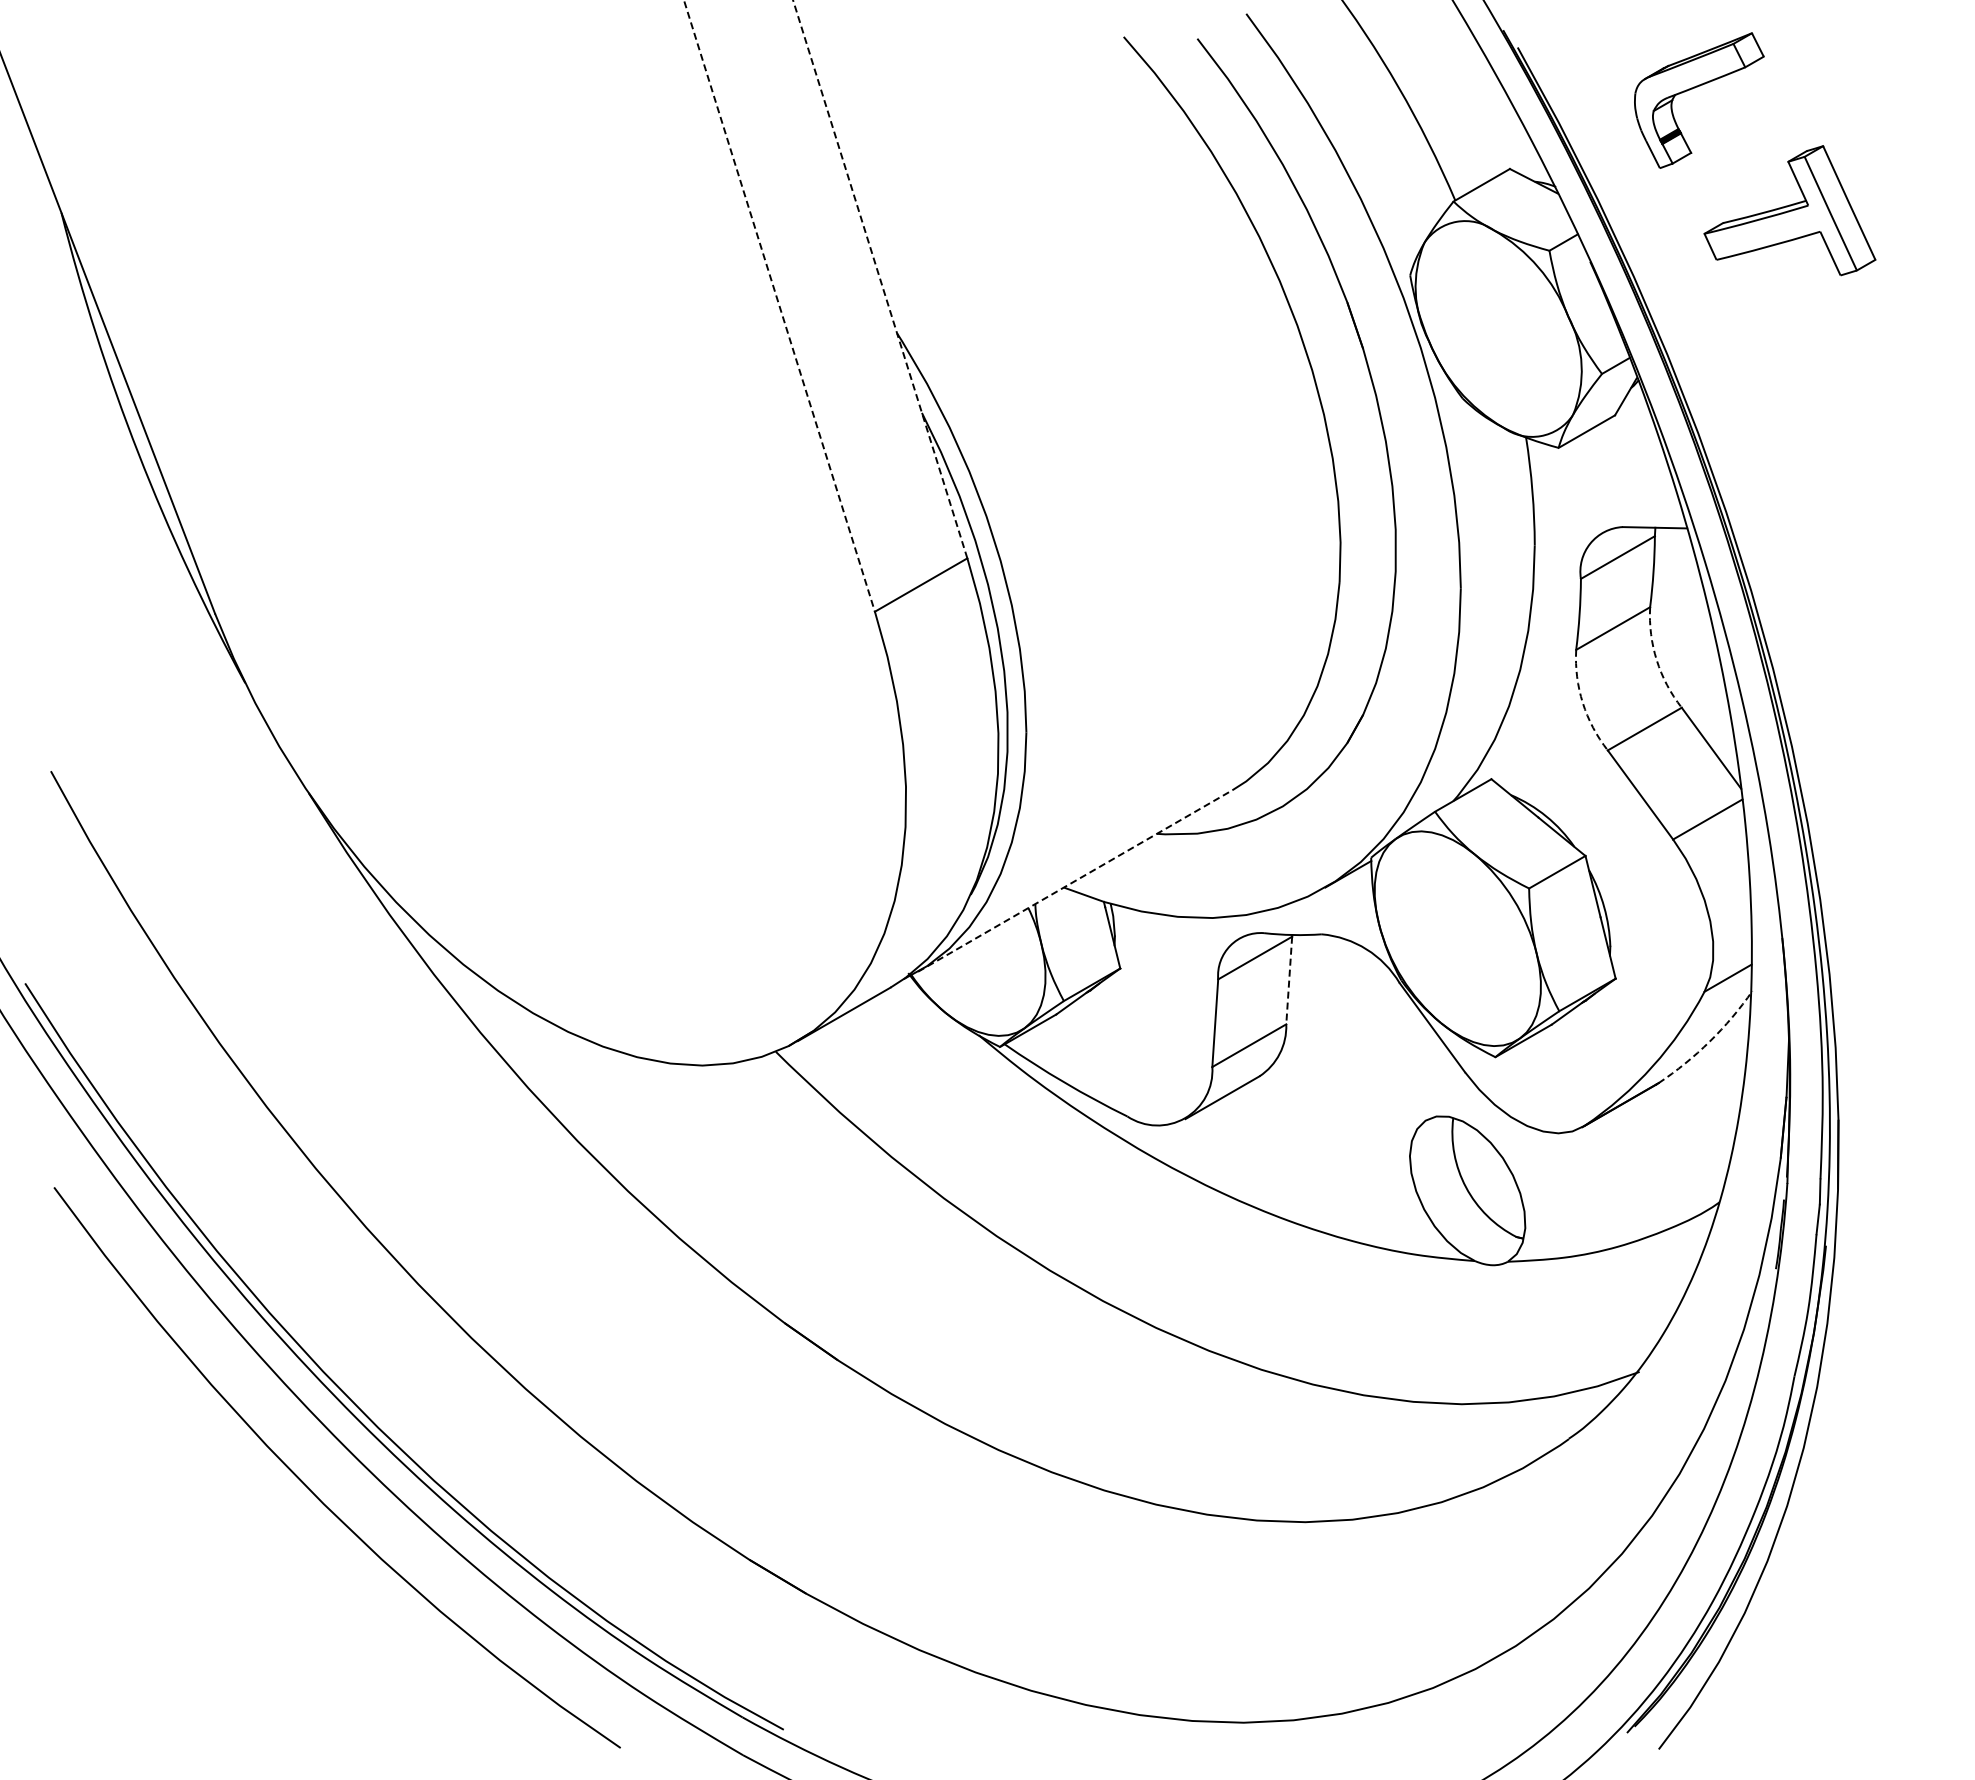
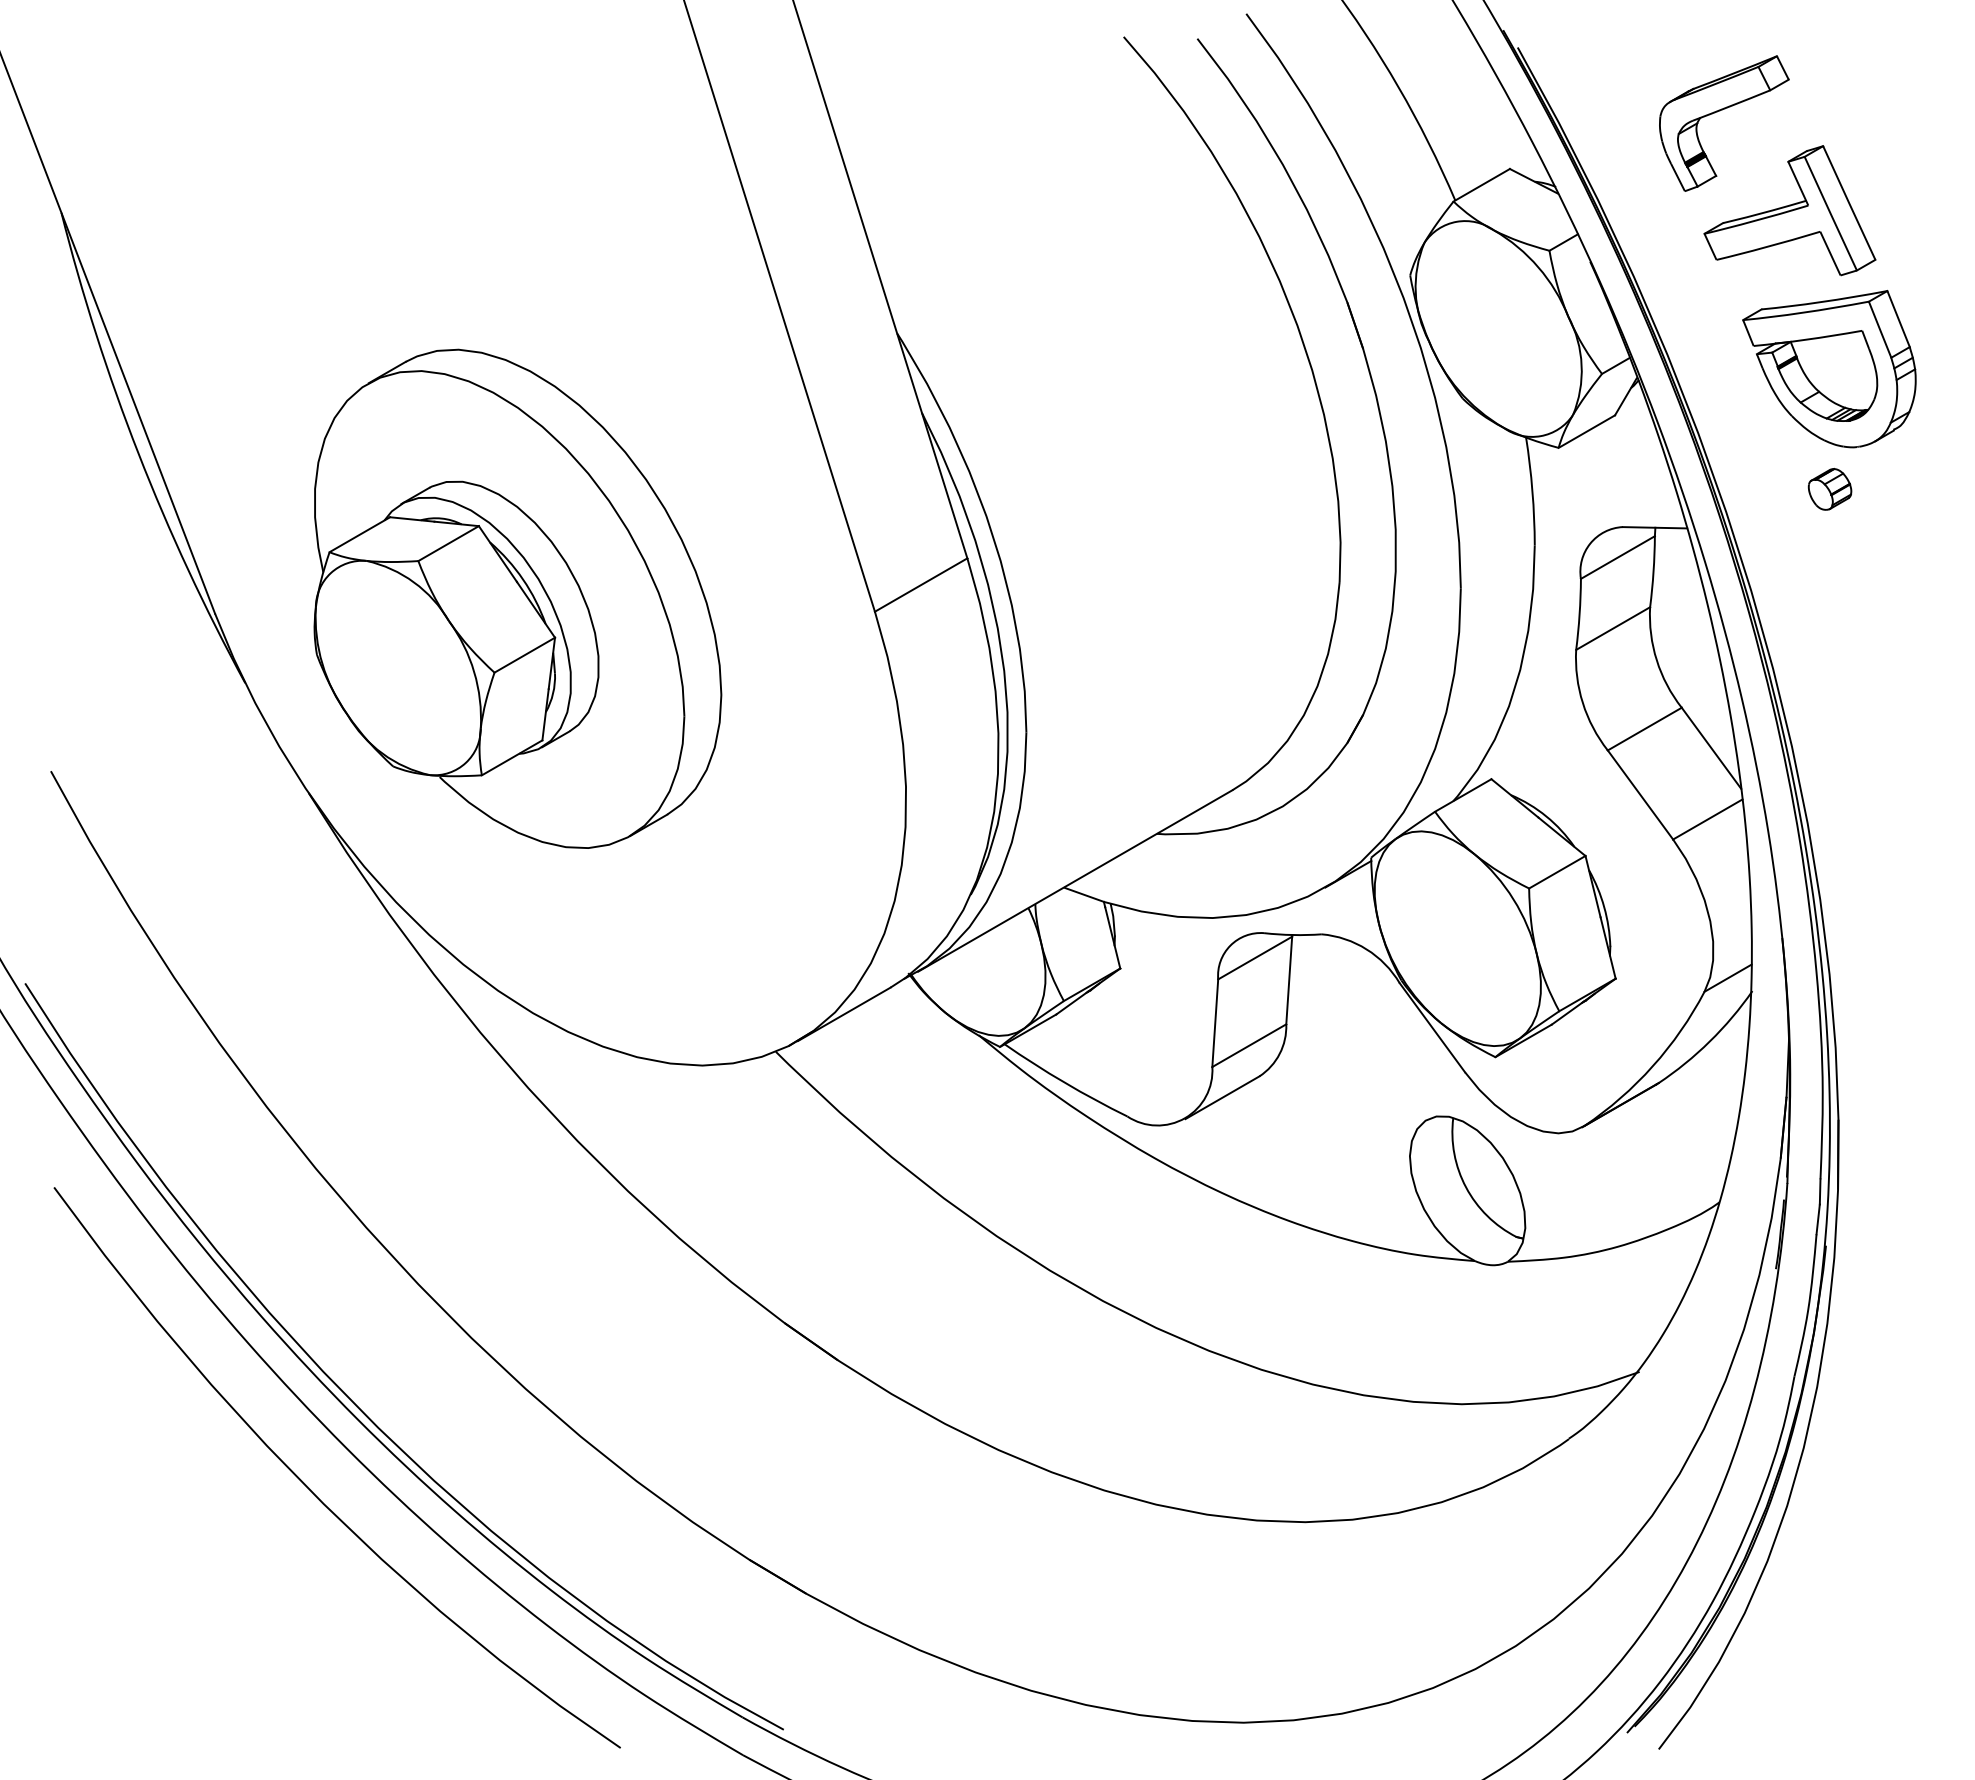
part position: (1695, 88) -> (1720, 111) (1720, 111)
line: dashed -> solid (880, 278)
line: dashed -> solid (779, 306)
part: none -> present (1829, 369)
part: none -> present (1829, 489)
part: none -> present (517, 598)
arc: dashed -> solid (1656, 660)
arc: dashed -> solid (1582, 703)
line: dashed -> solid (1075, 880)
line: dashed -> solid (1289, 980)
arc: dashed -> solid (1709, 1041)
